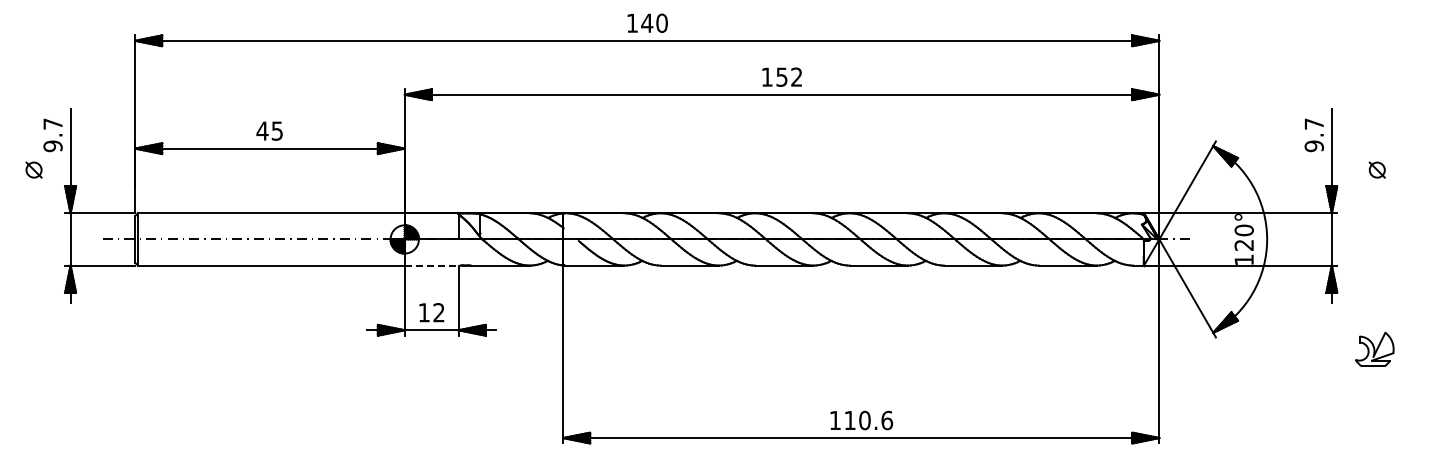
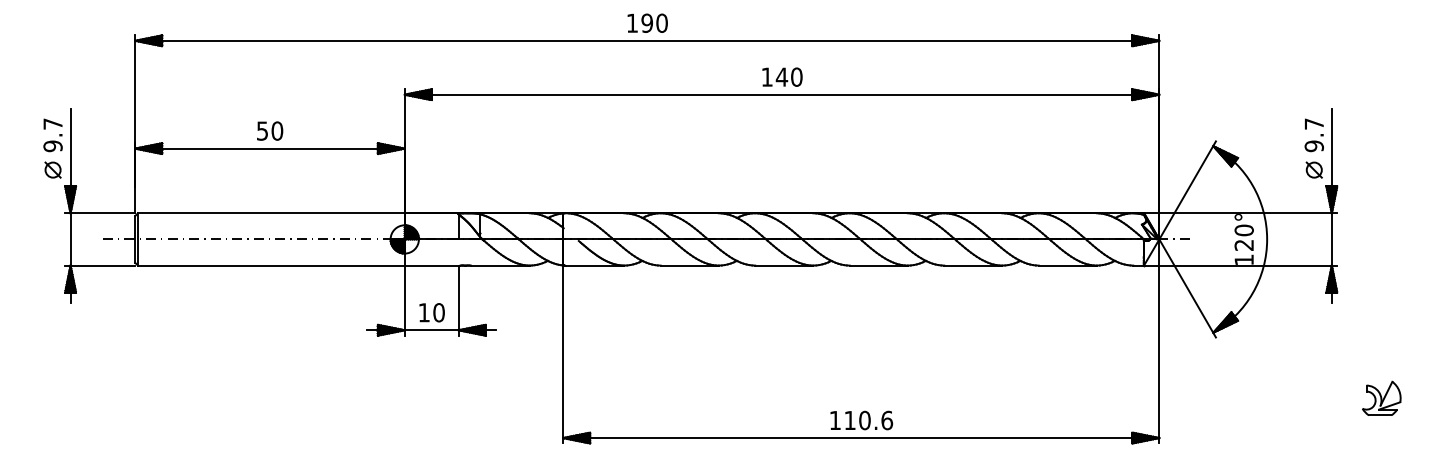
text: 140 -> 190 (647, 22)
text: 152 -> 140 (788, 76)
text: 45 -> 50 (269, 130)
part position: (33, 169) -> (52, 169) (52, 169)
part position: (1376, 169) -> (1313, 169) (1313, 169)
line: dashed -> solid (432, 265)
text: 12 -> 10 (438, 312)
part position: (1374, 348) -> (1381, 397) (1381, 397)
